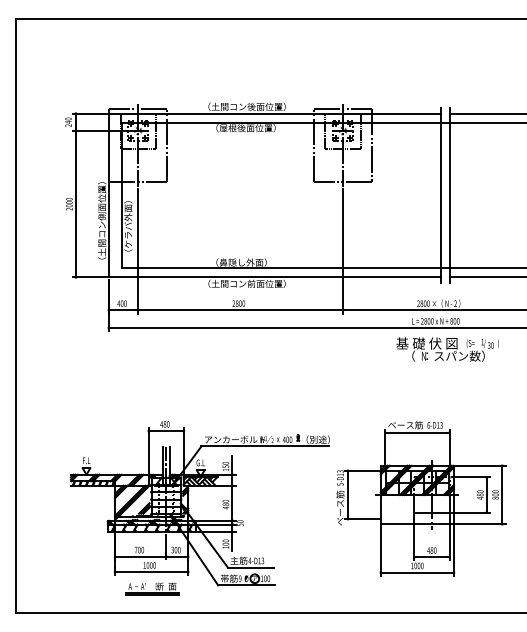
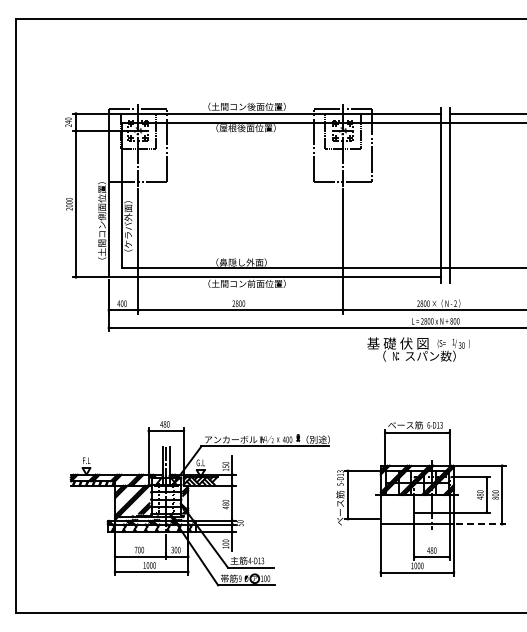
line: present -> none (486, 277)
text position: (447, 349) -> (418, 349) (418, 349)
line: solid -> dashed (480, 524)
part: present -> none (152, 588)
